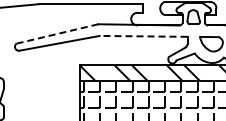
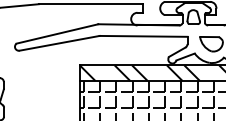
line: dashed -> solid (57, 33)
line: dashed -> solid (143, 36)
